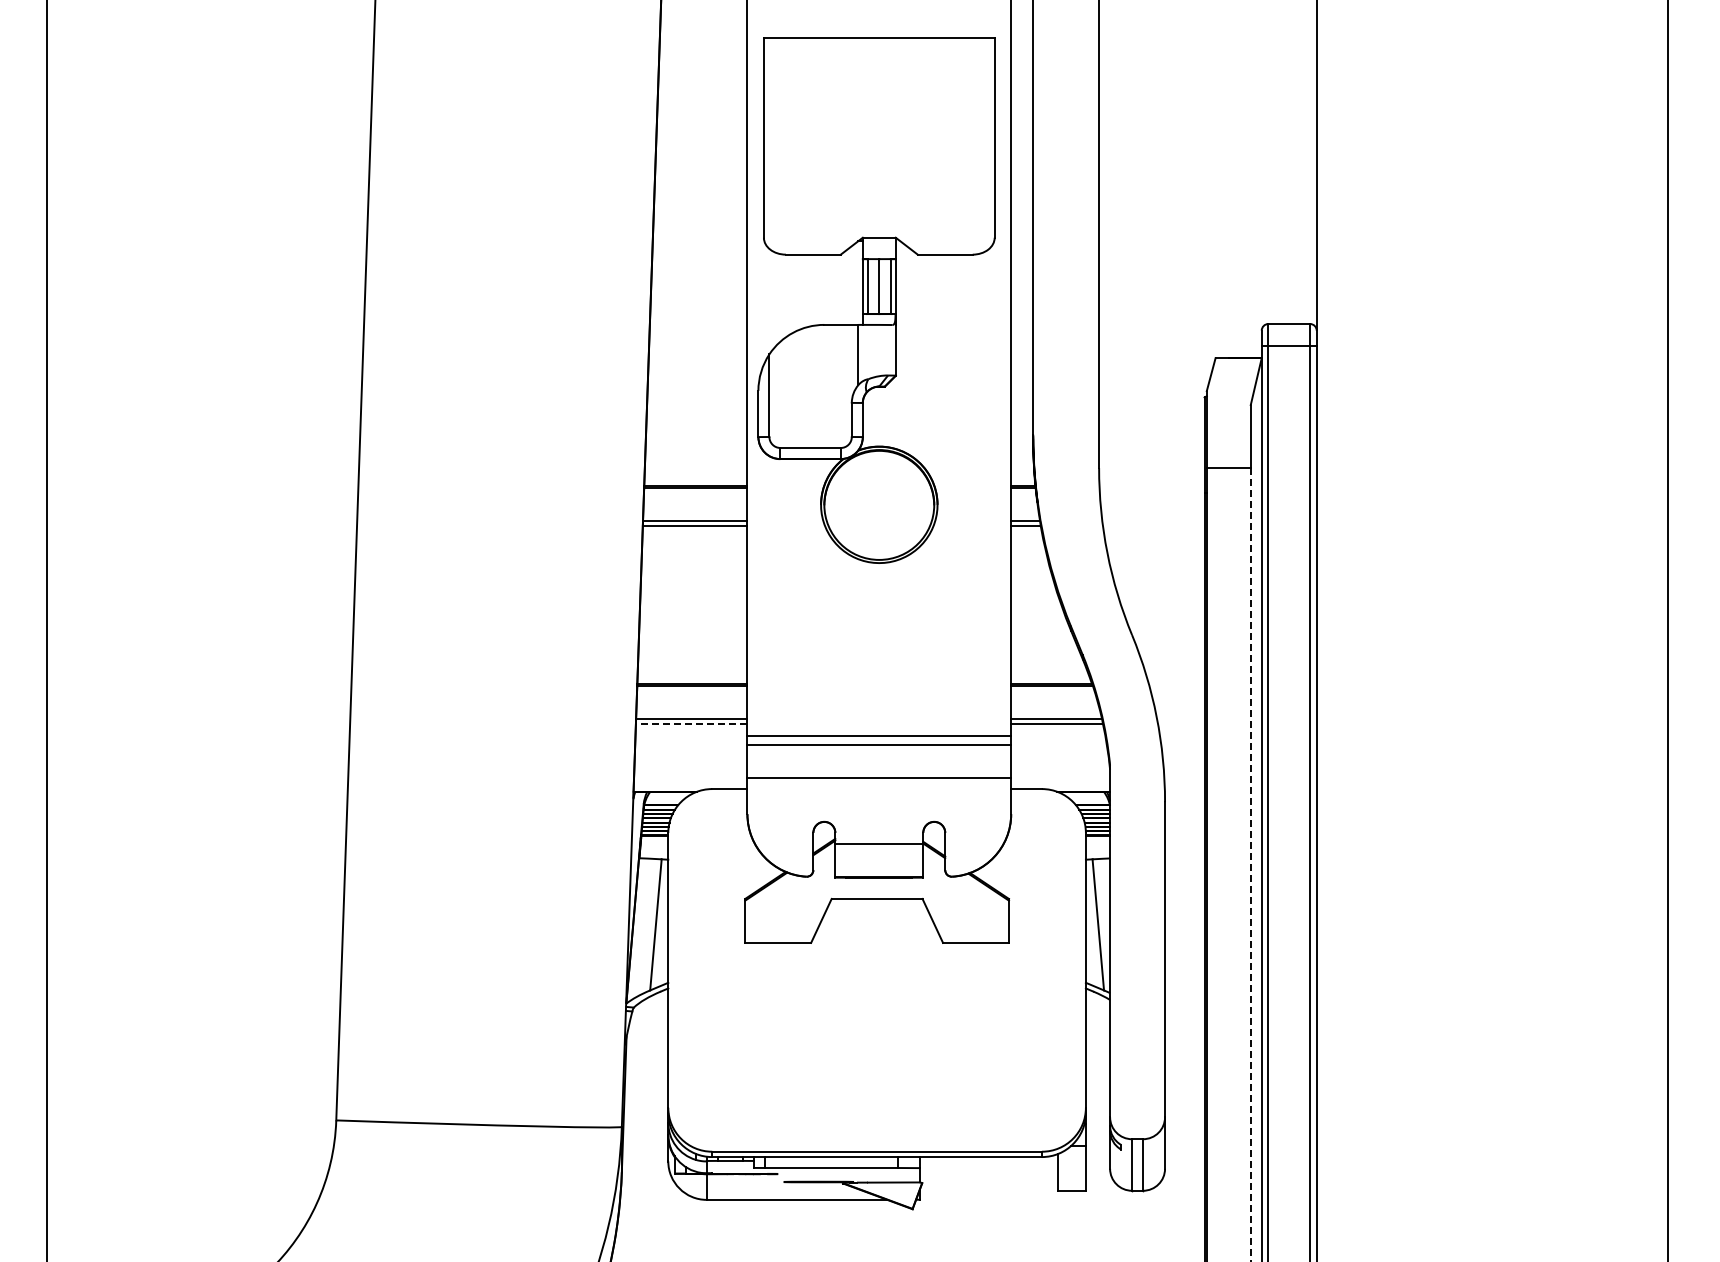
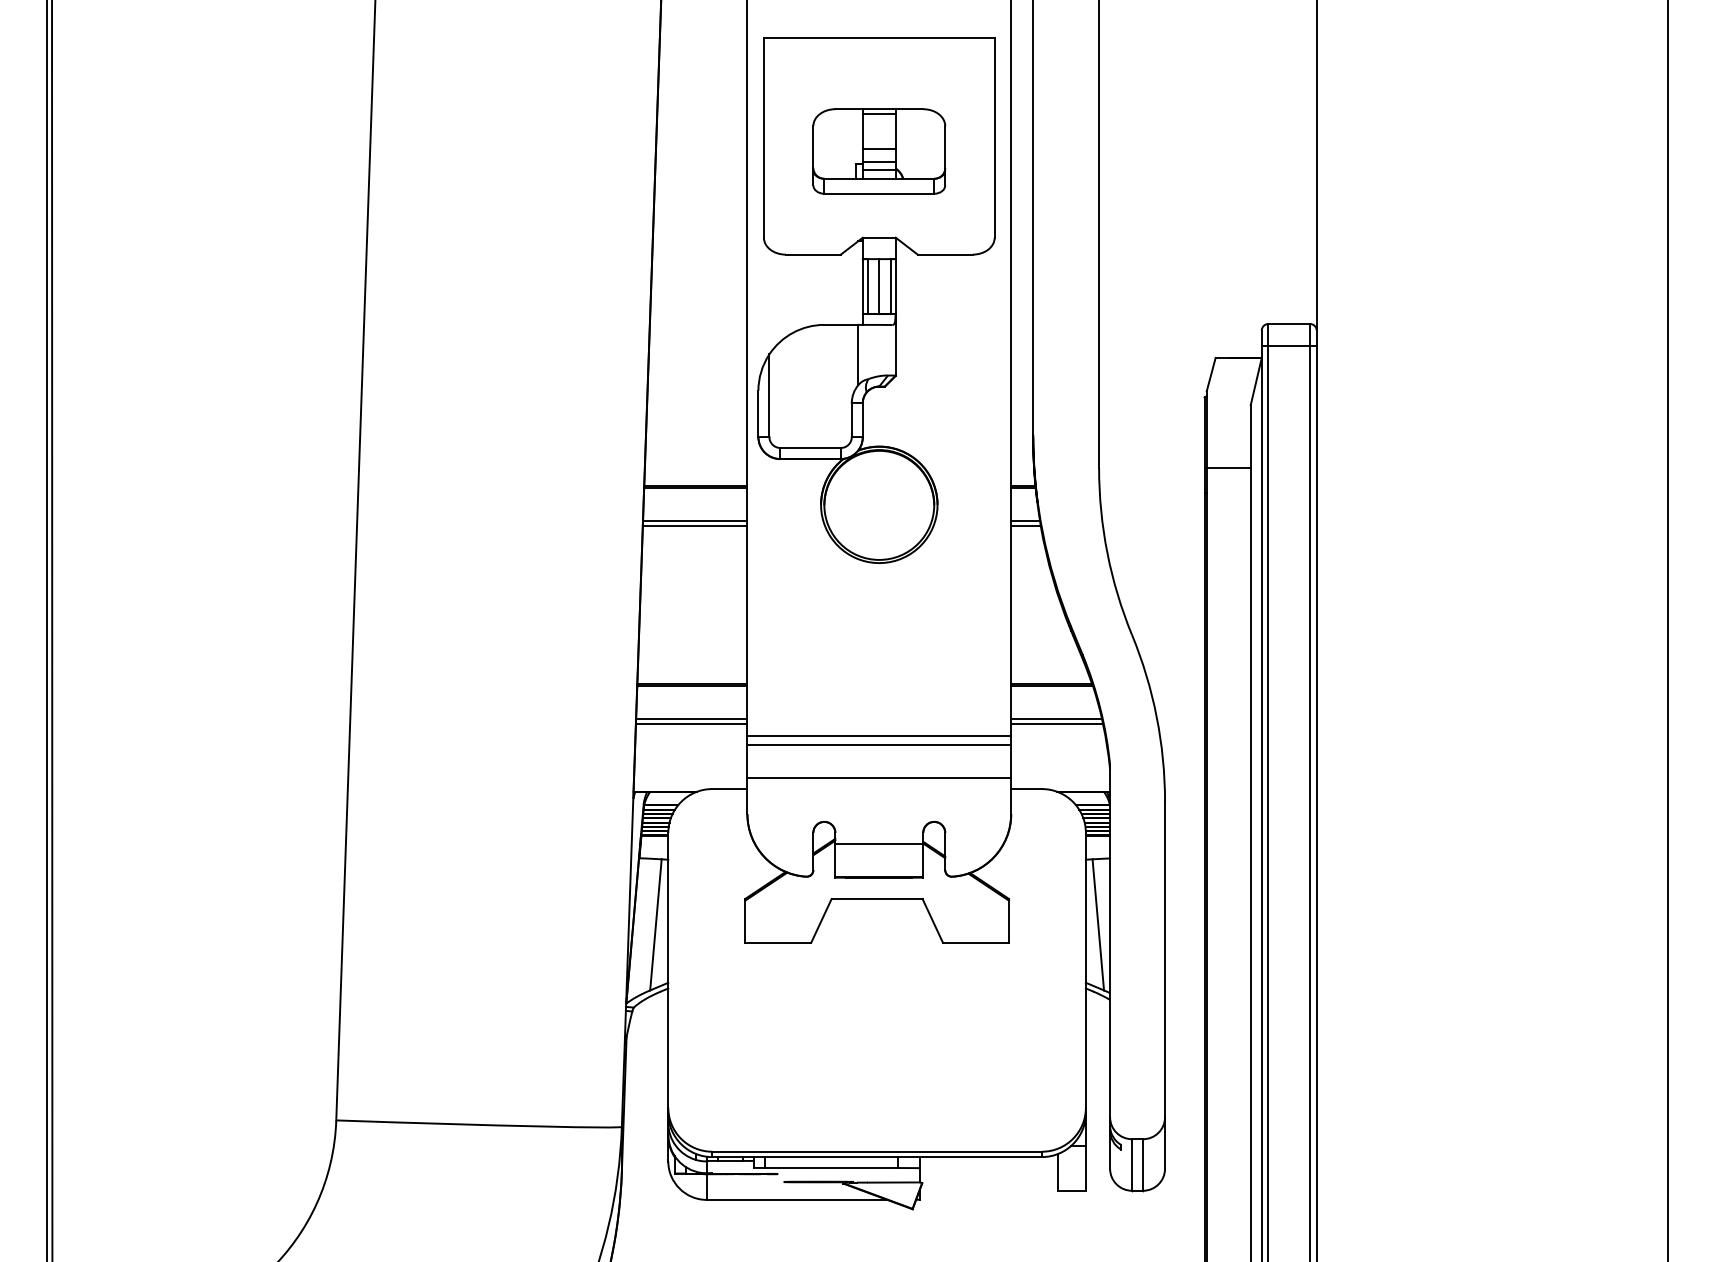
part: none -> present (879, 151)
line: none -> present (52, 630)
line: dashed -> solid (691, 723)
line: dashed -> solid (1250, 865)
